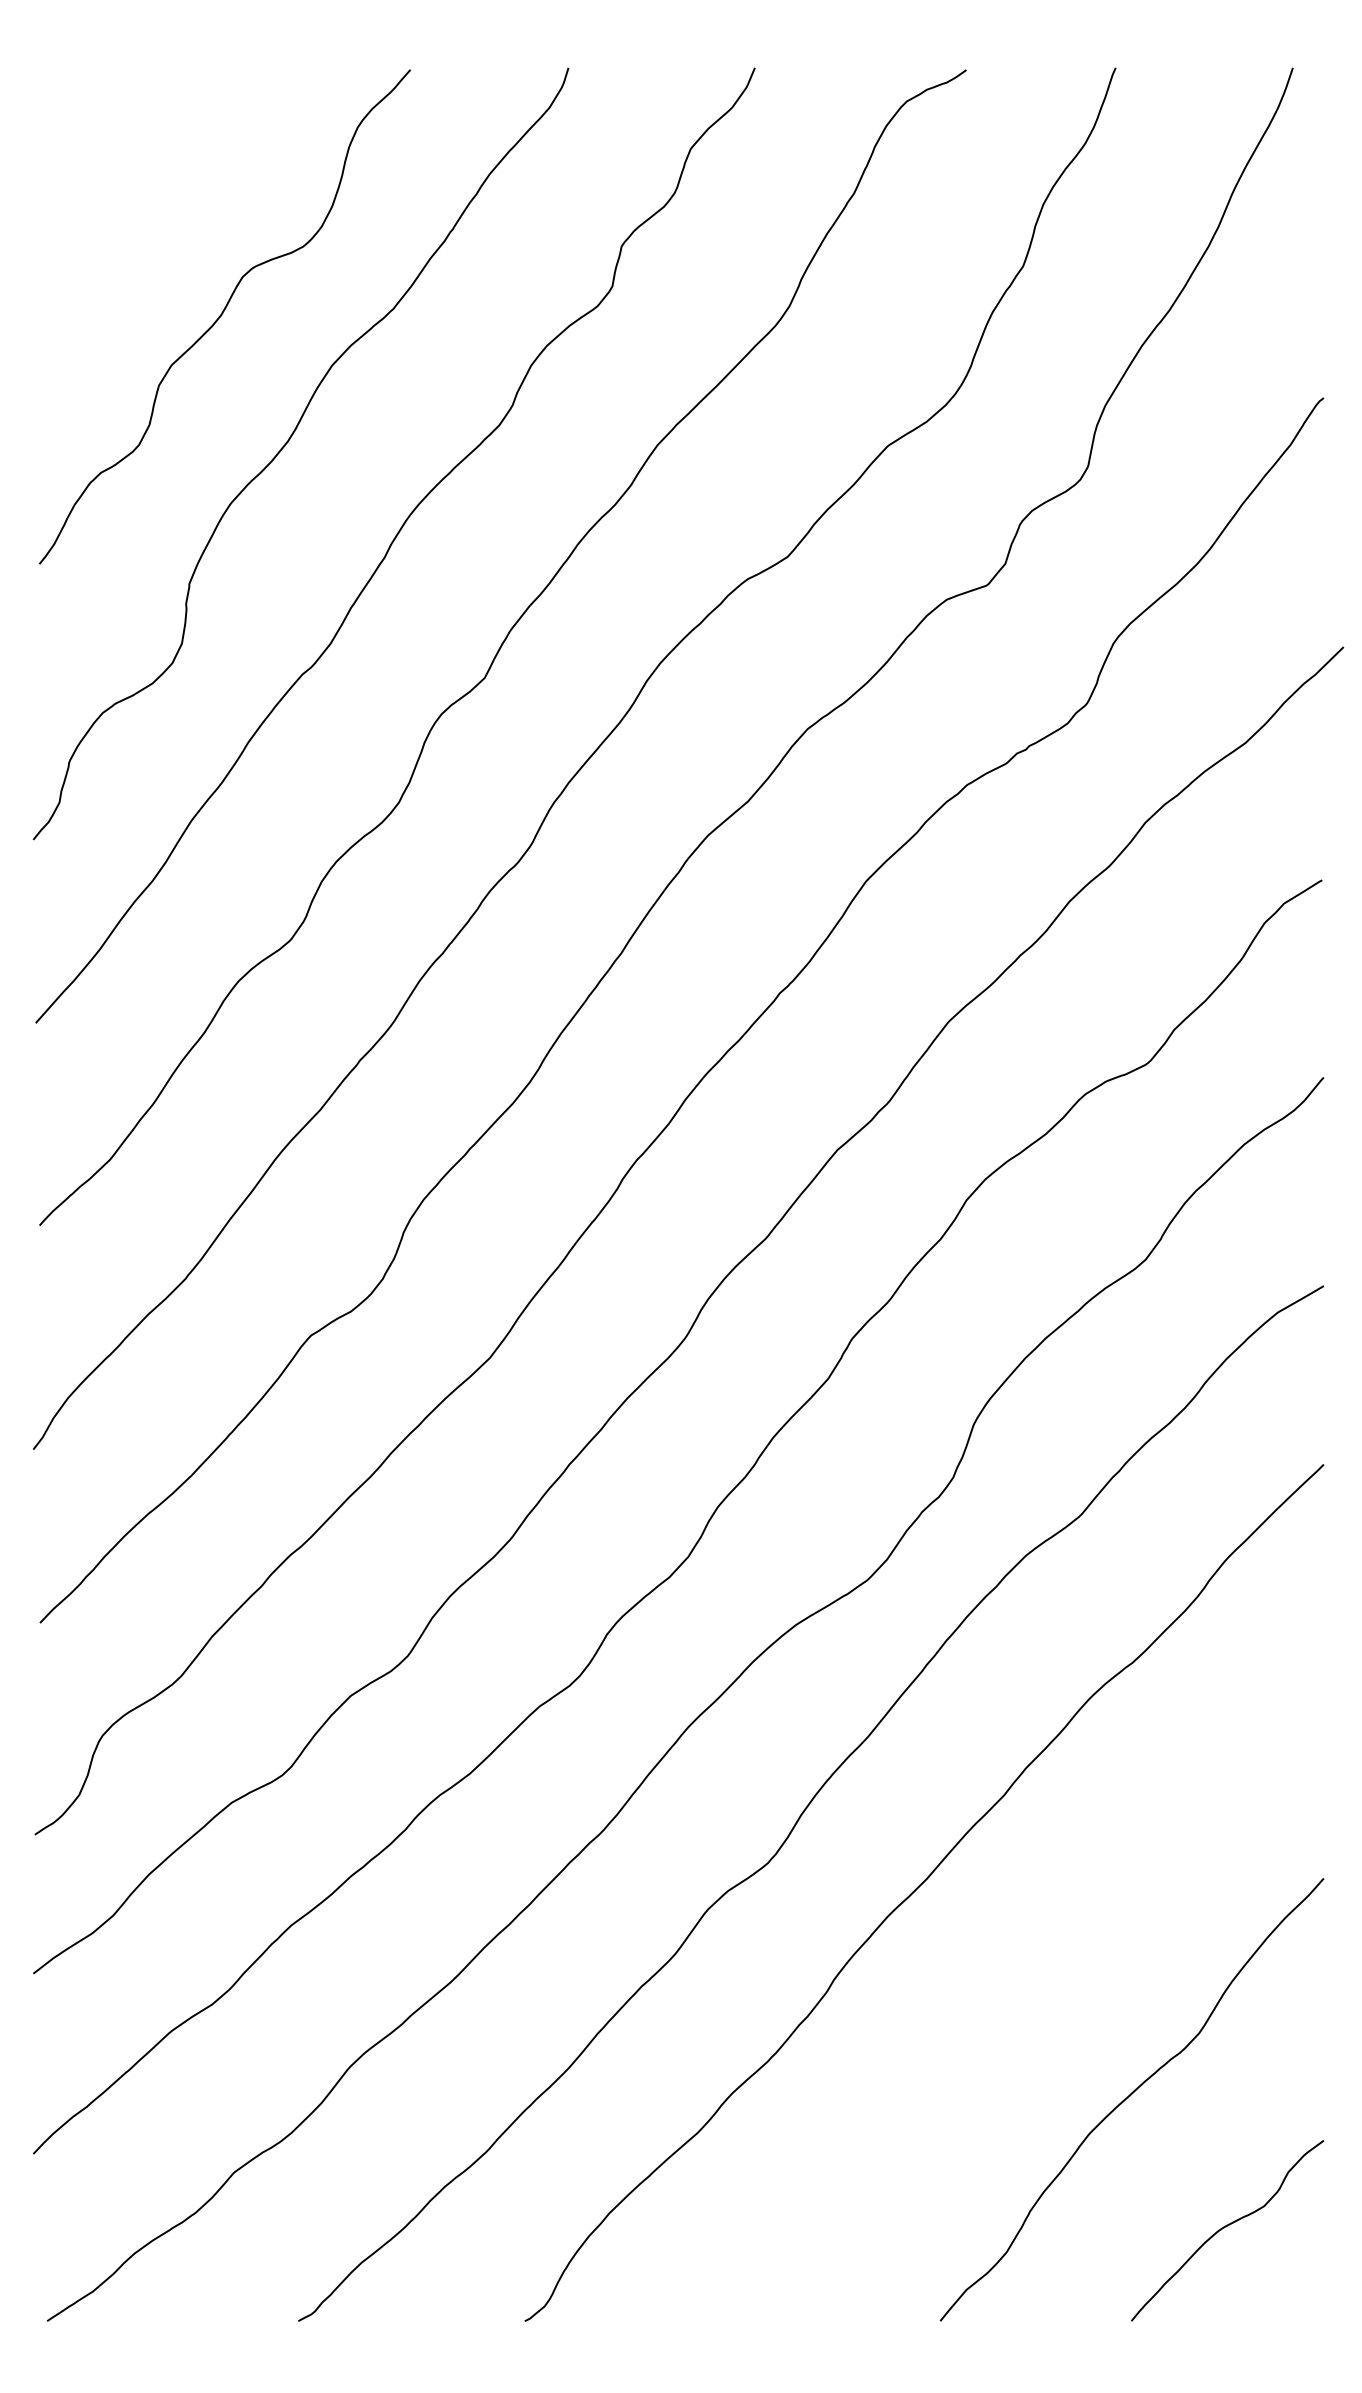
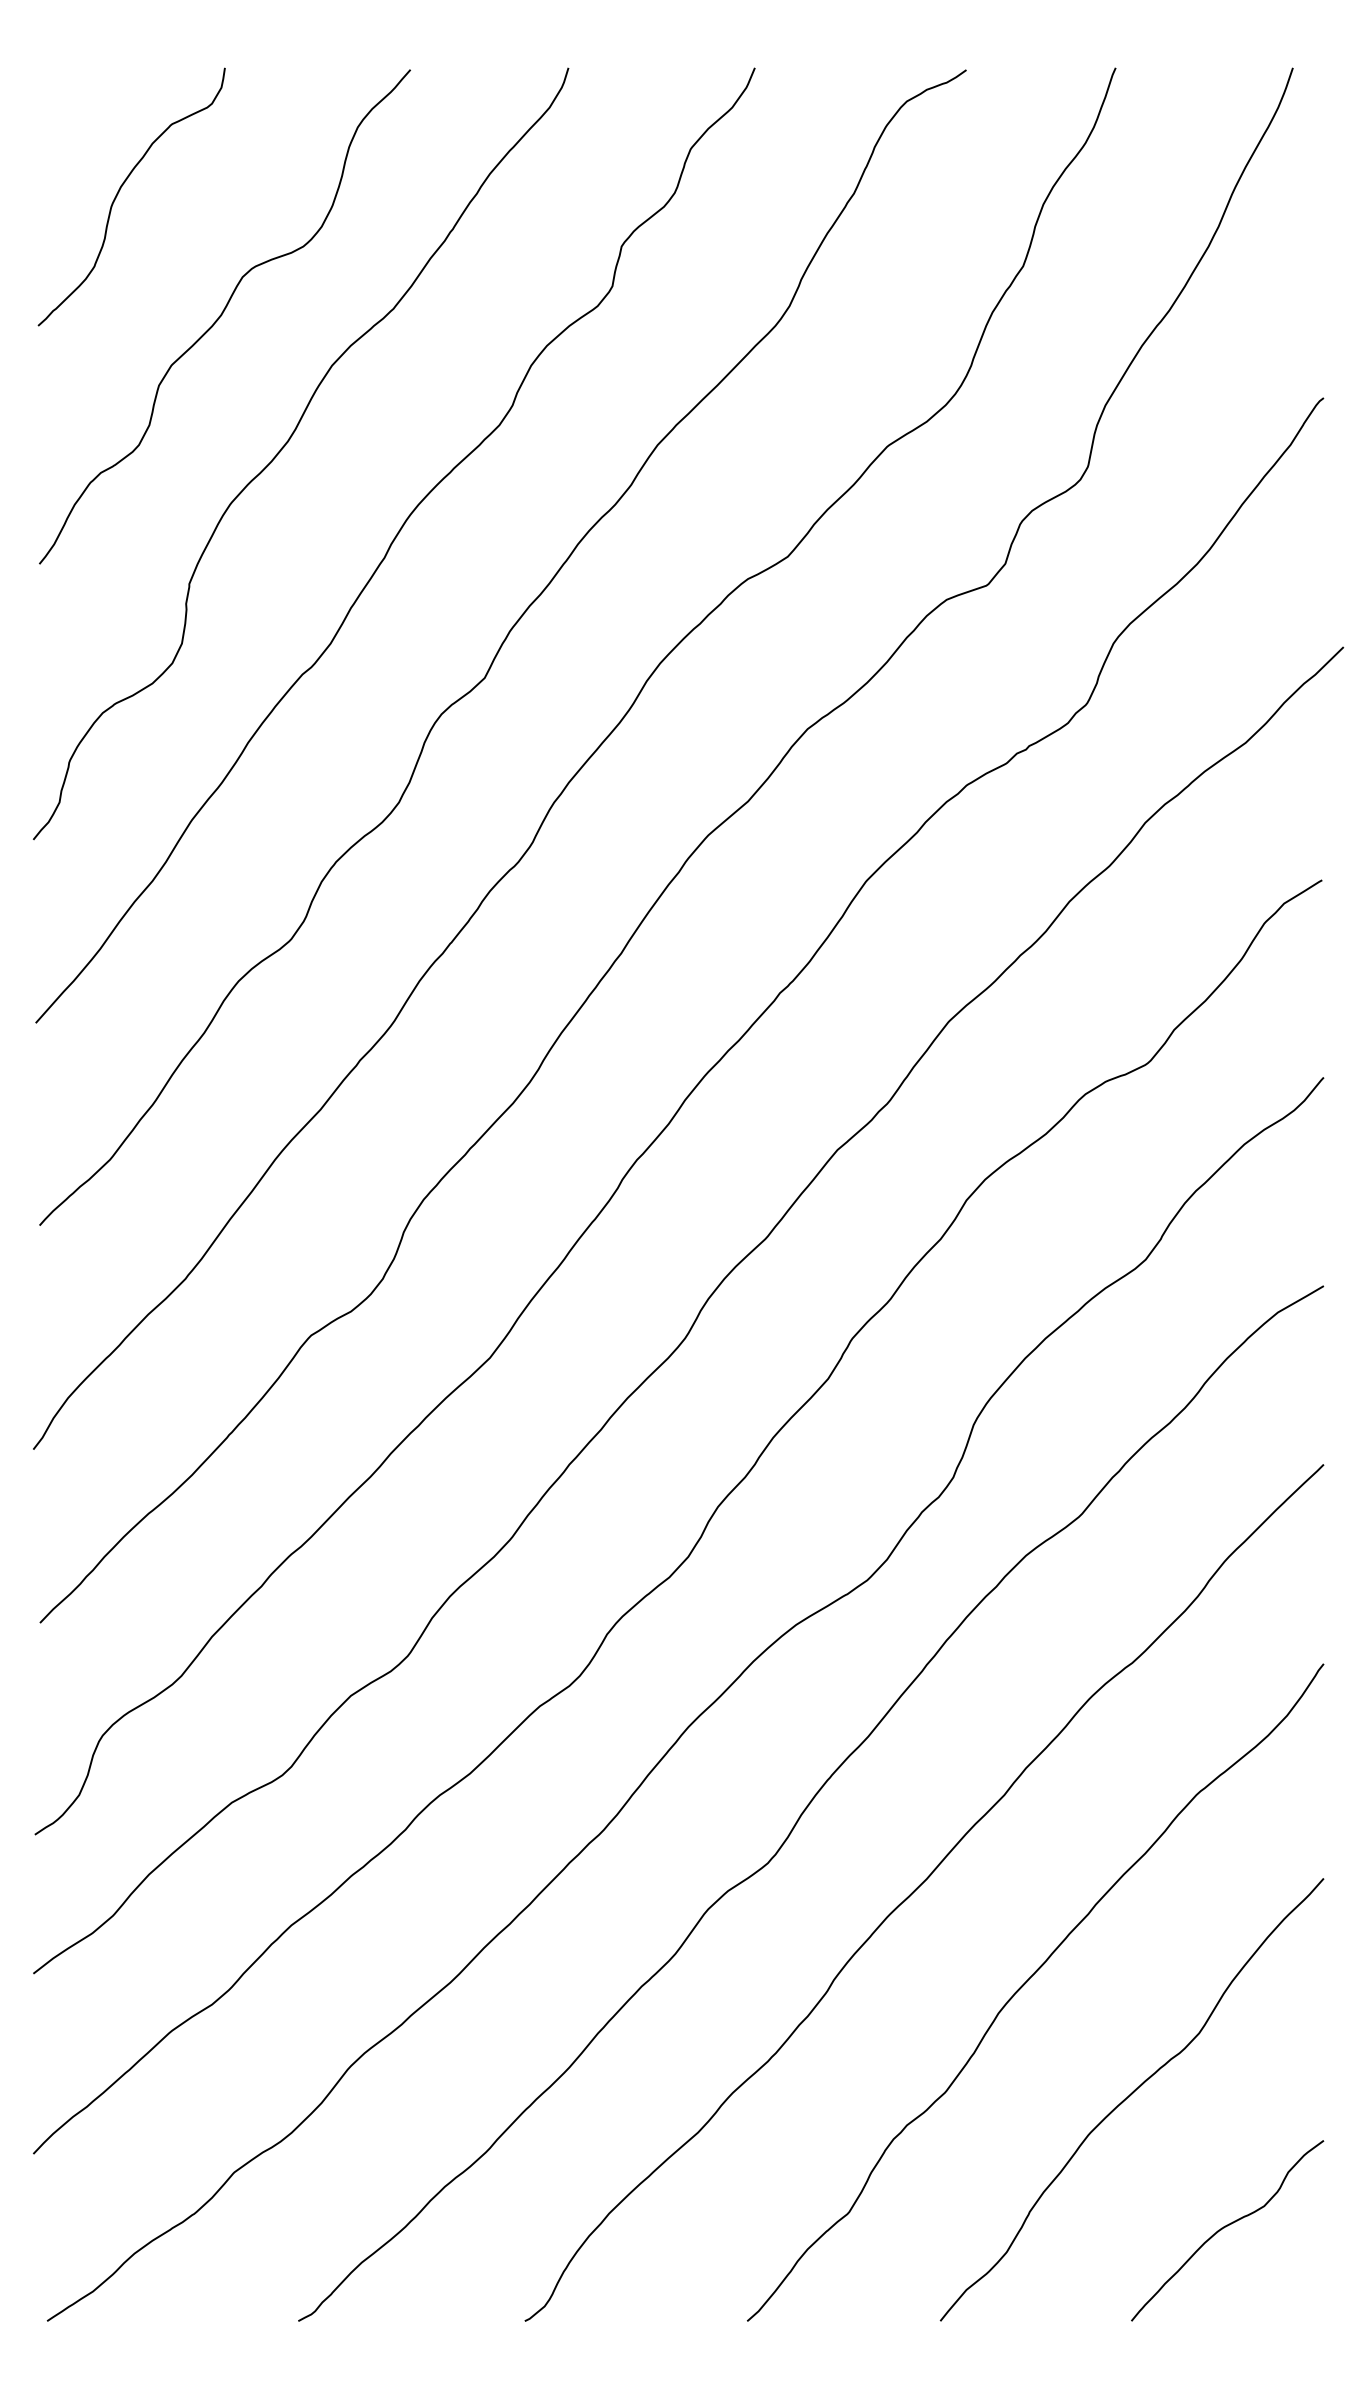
curve: none -> present (120, 190)
curve: none -> present (1026, 1983)
